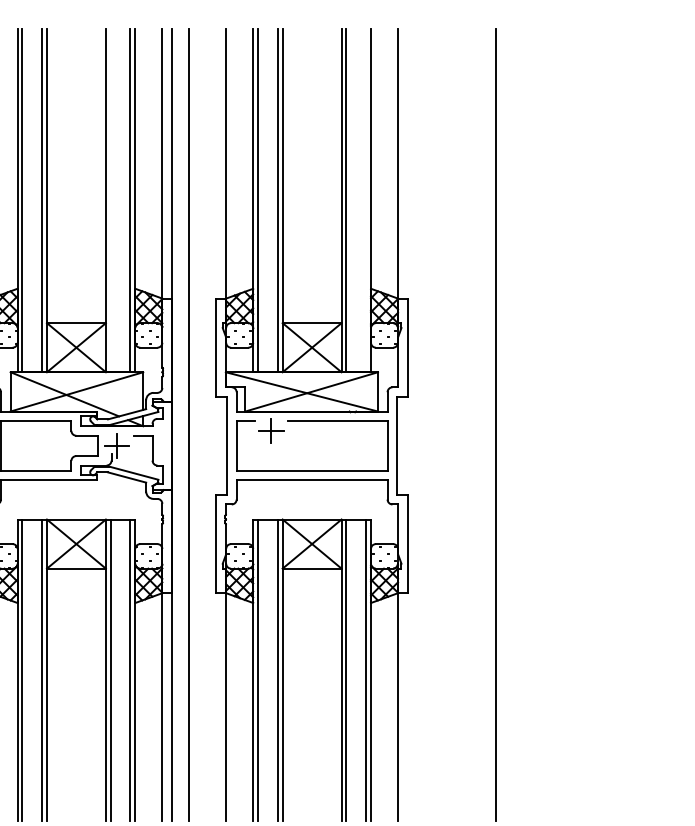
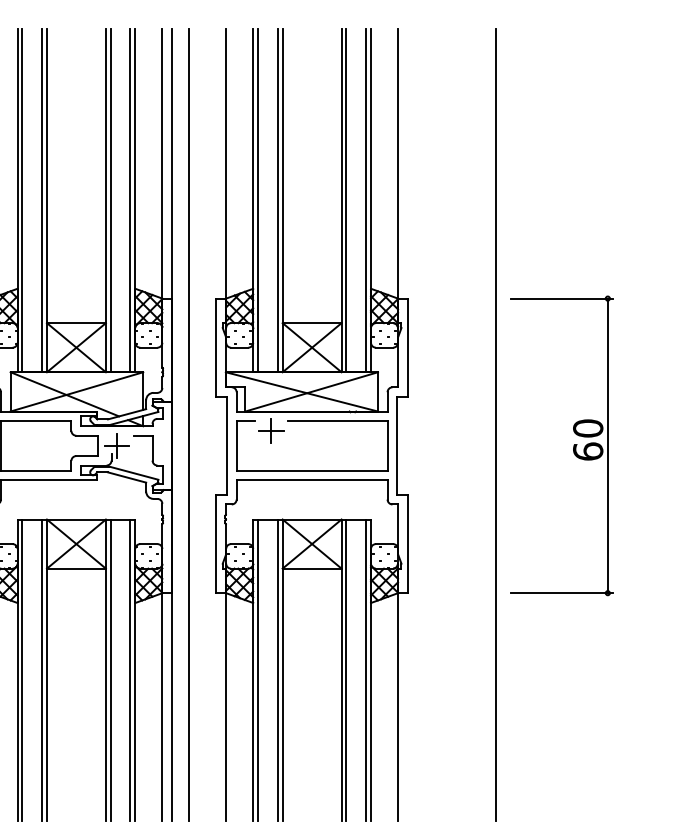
line: none -> present (110, 200)
line: none -> present (366, 200)
part: none -> present (573, 445)
